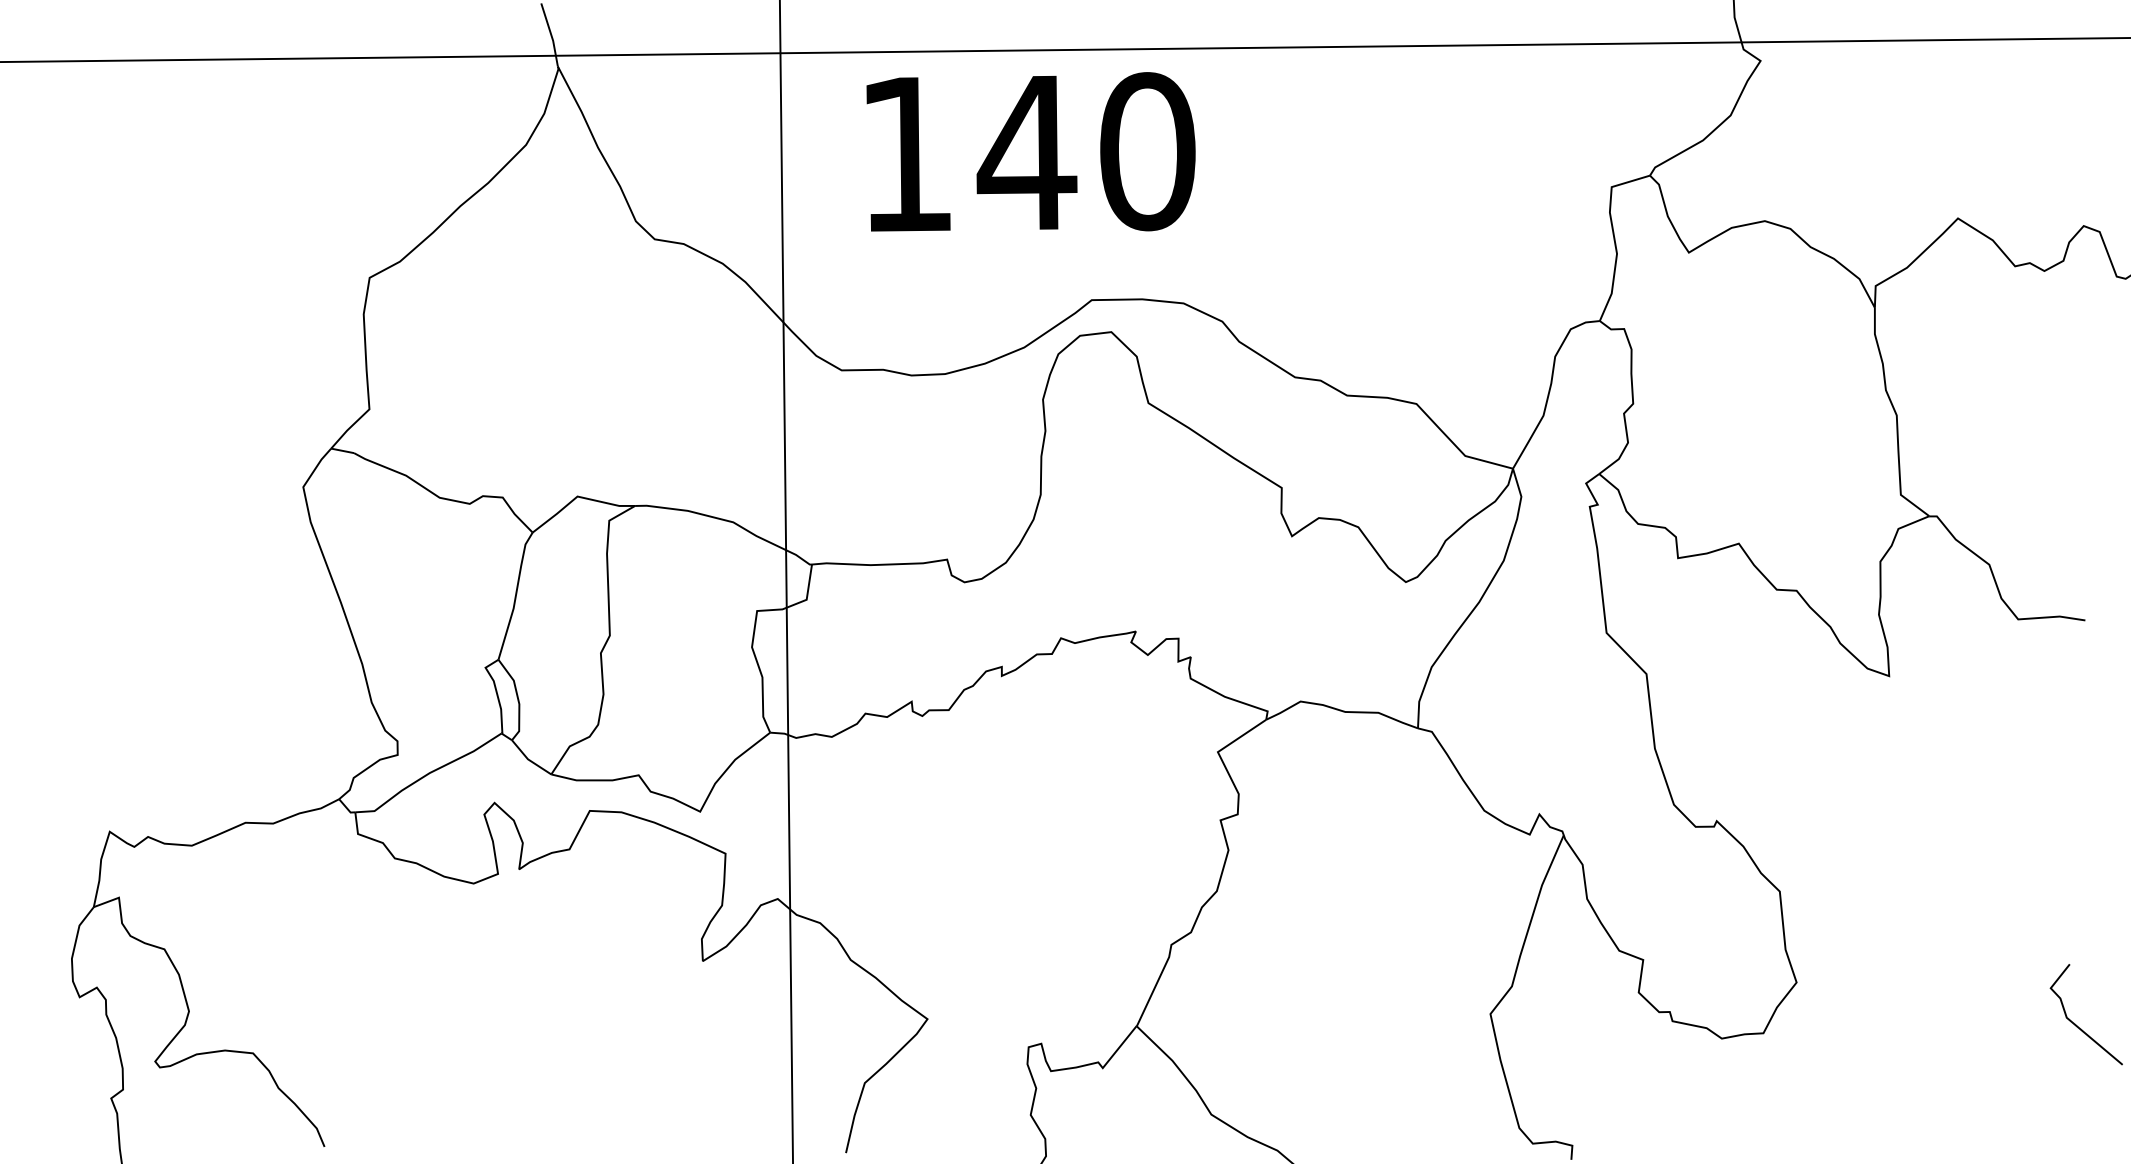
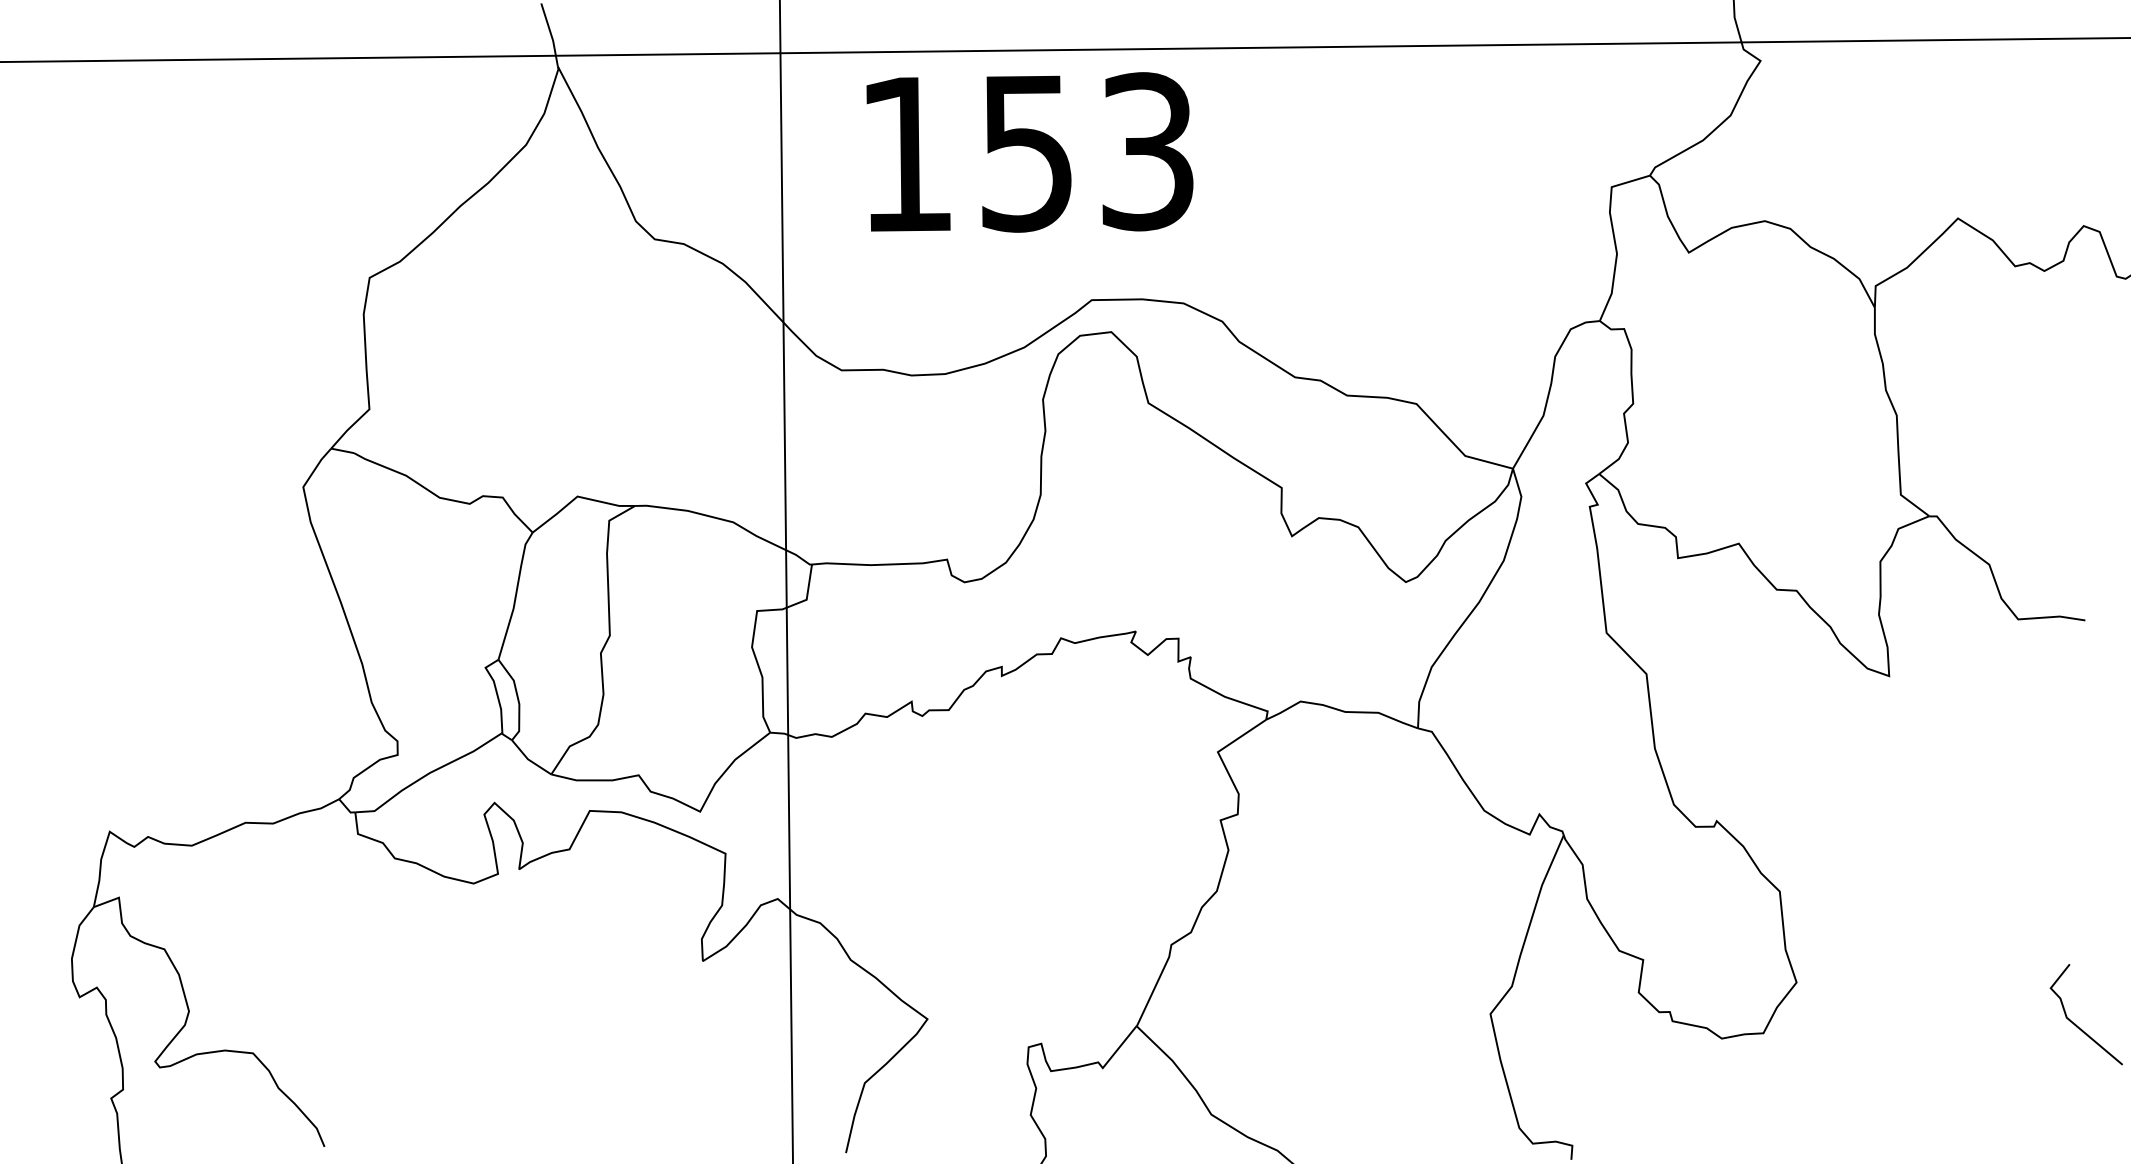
text: 140 -> 153 (1085, 152)
